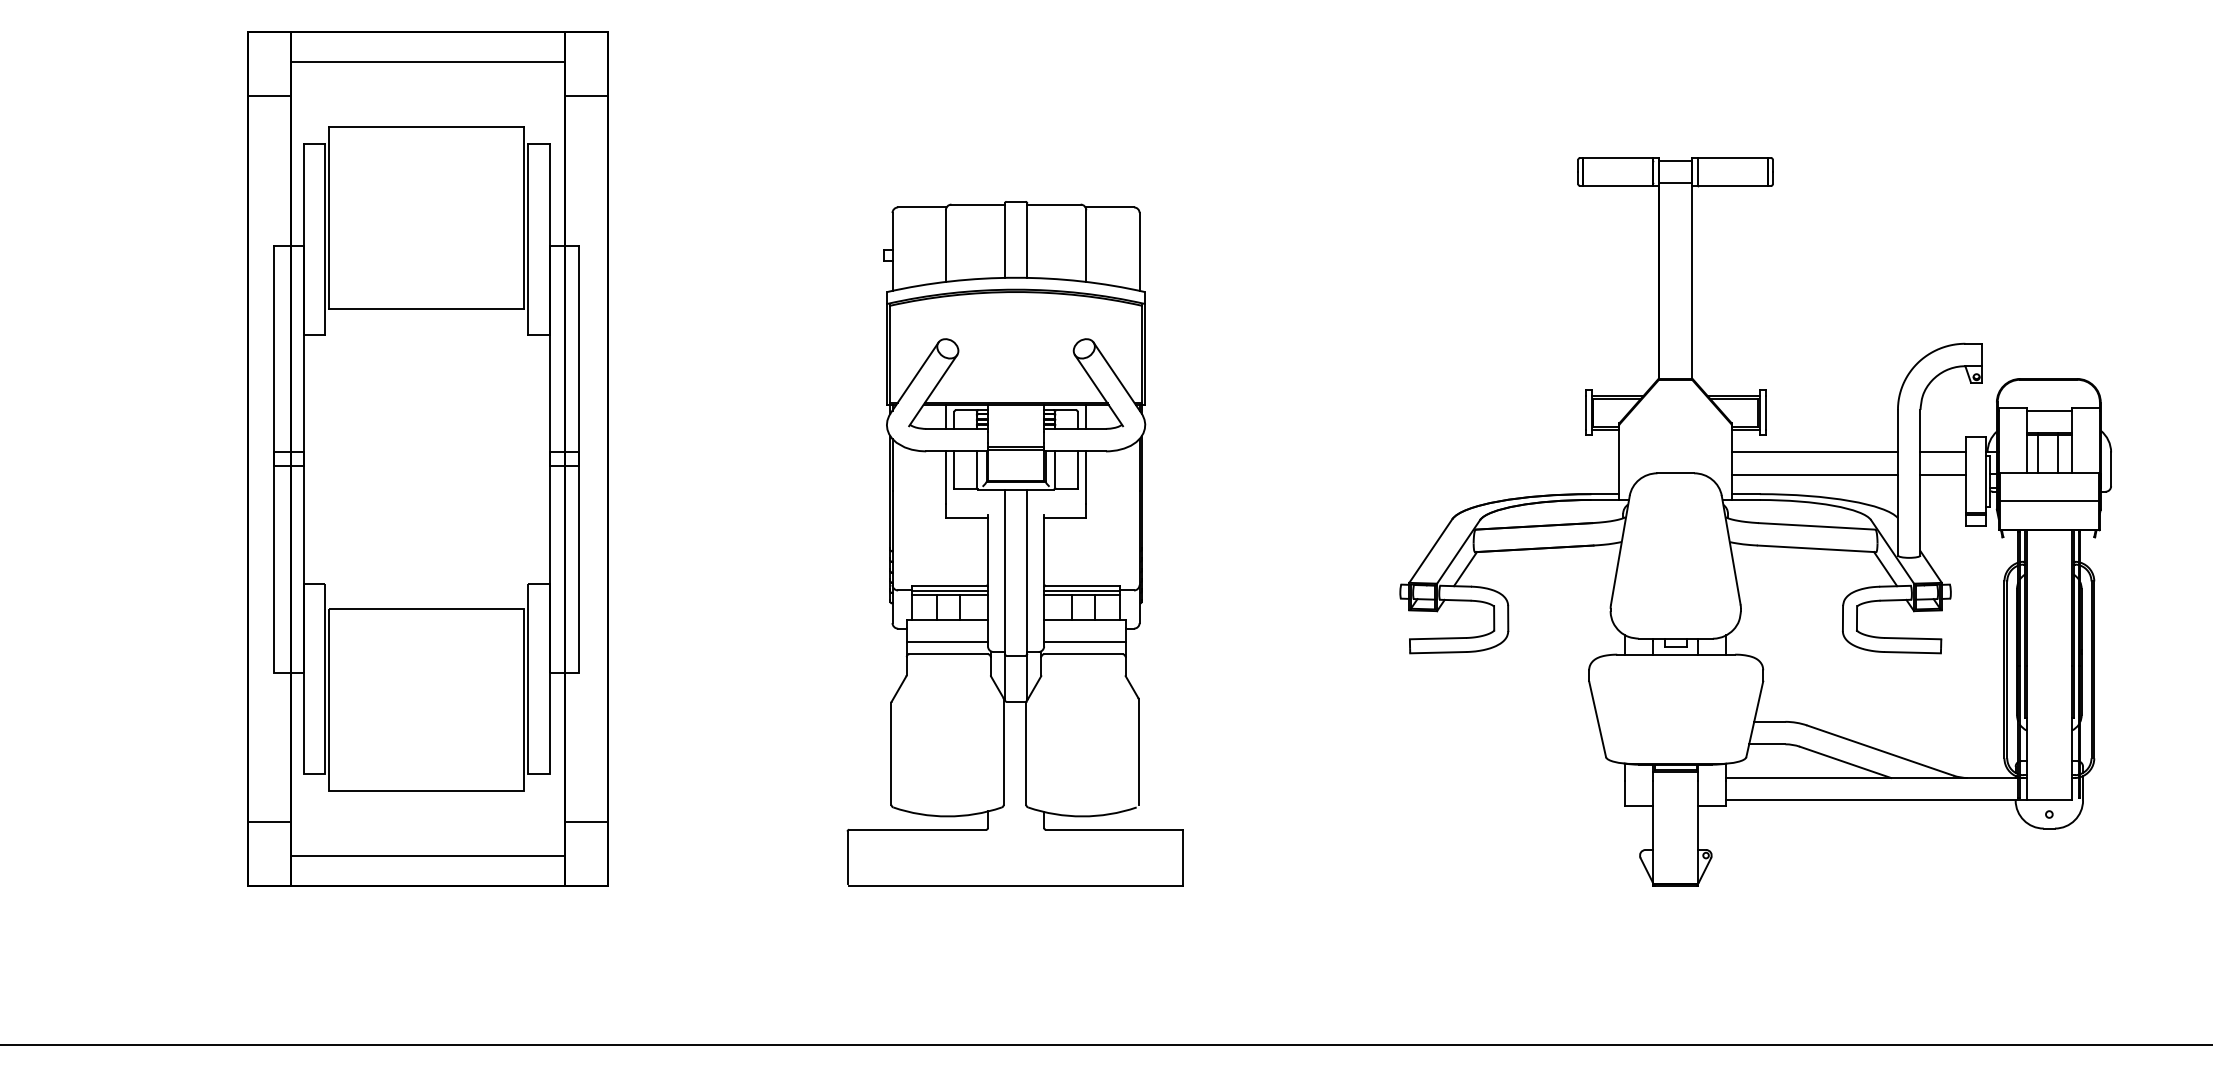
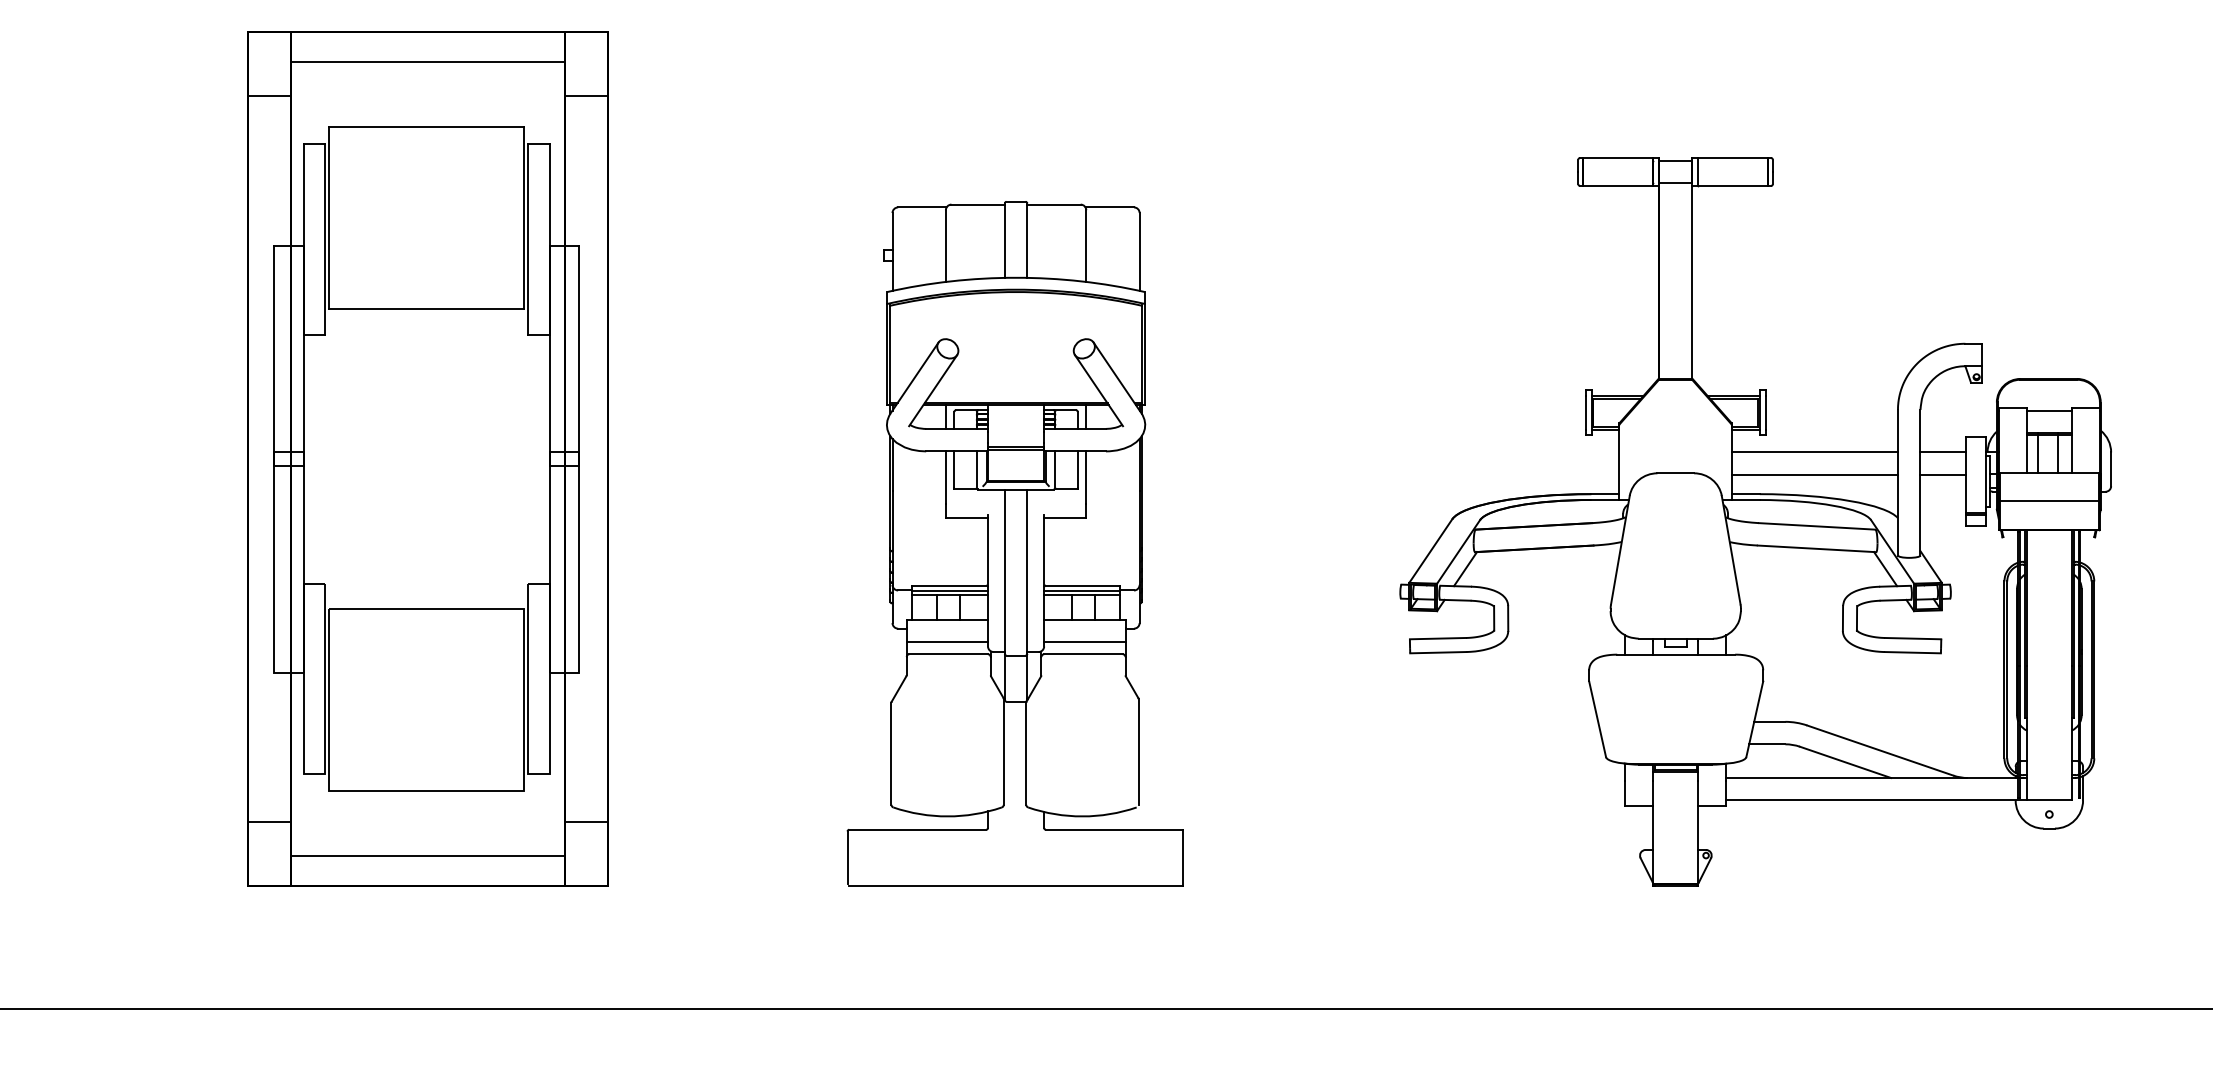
line position: (1105, 1044) -> (1105, 1008) (1105, 1008)
